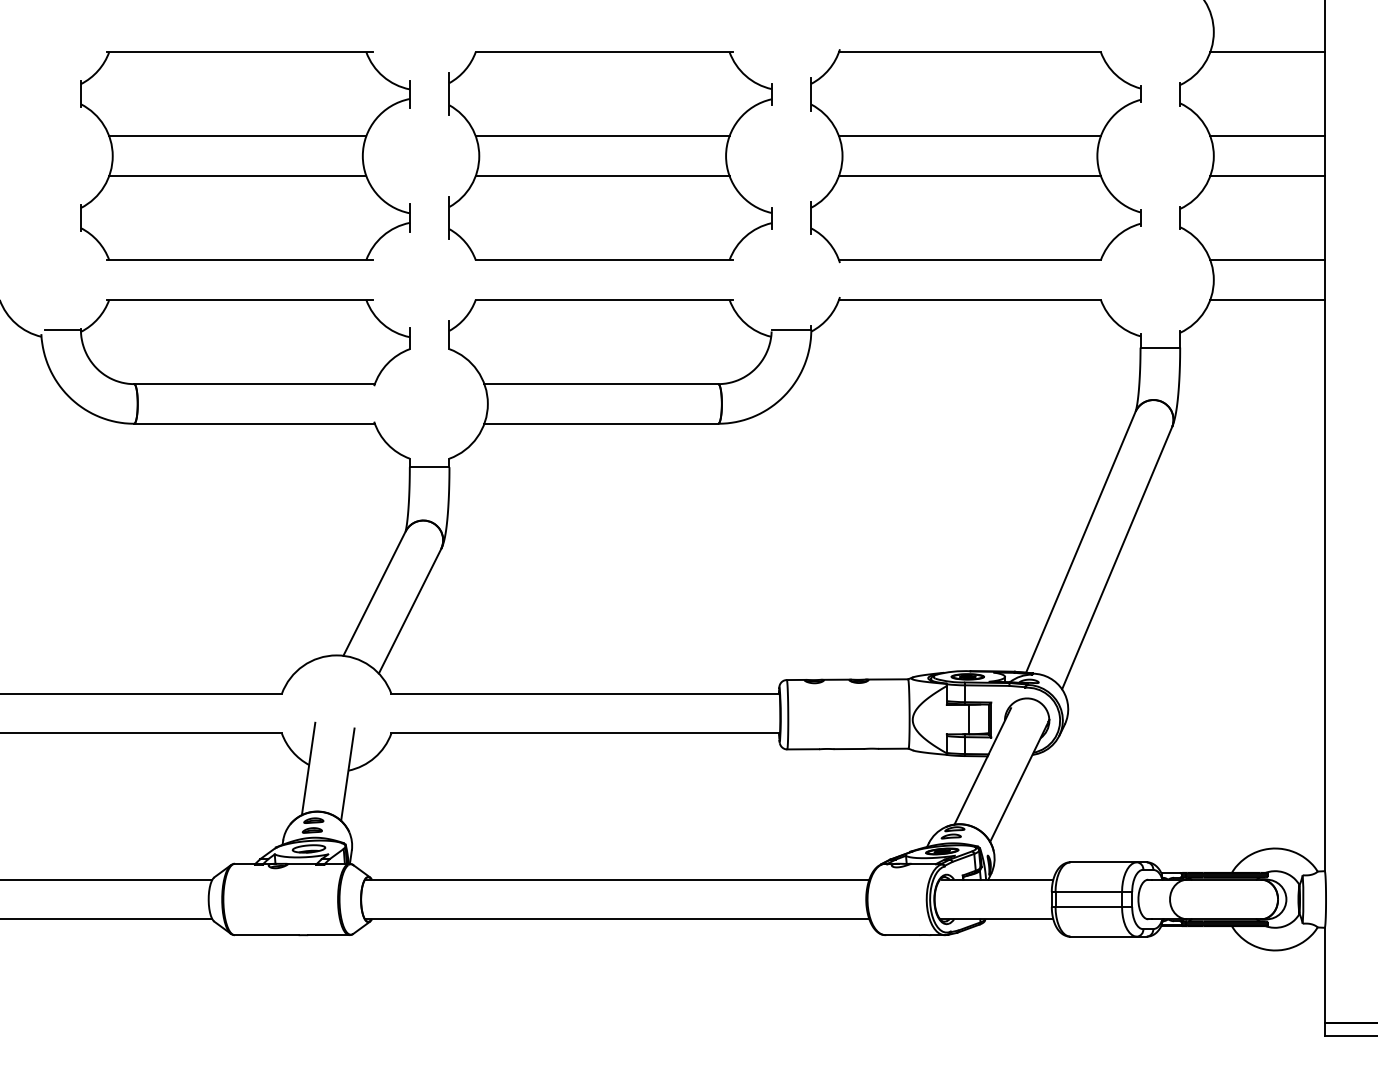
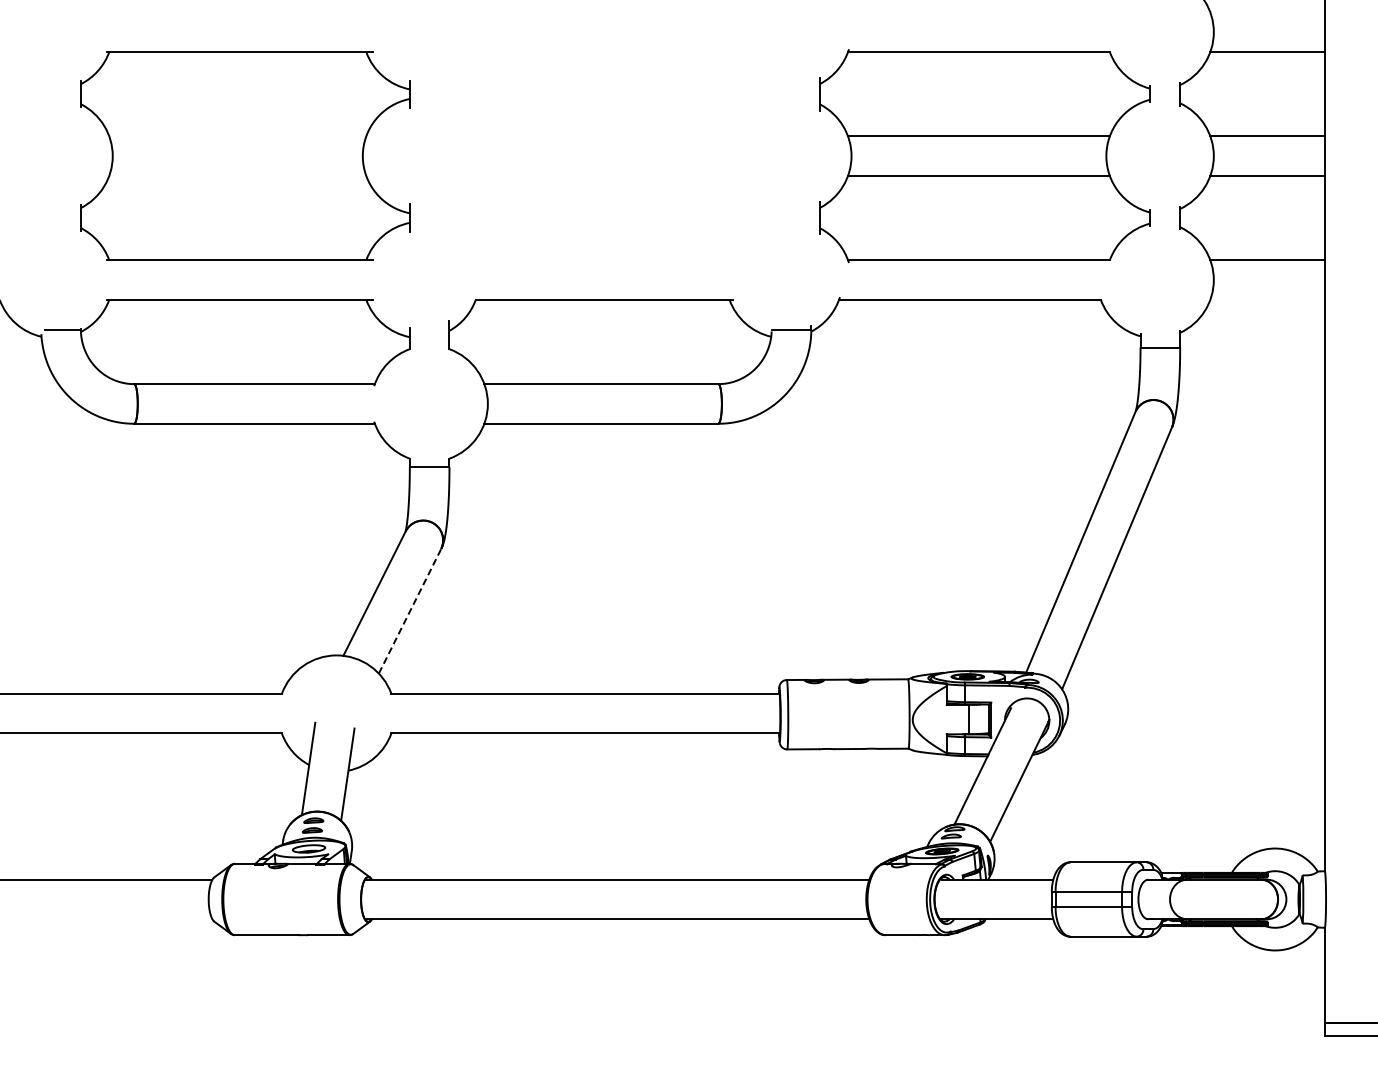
line: present -> none (237, 136)
part: present -> none (610, 155)
part position: (975, 156) -> (984, 156) (984, 156)
line: present -> none (237, 175)
line: present -> none (1267, 299)
line: solid -> dashed (410, 611)
line: present -> none (107, 919)
